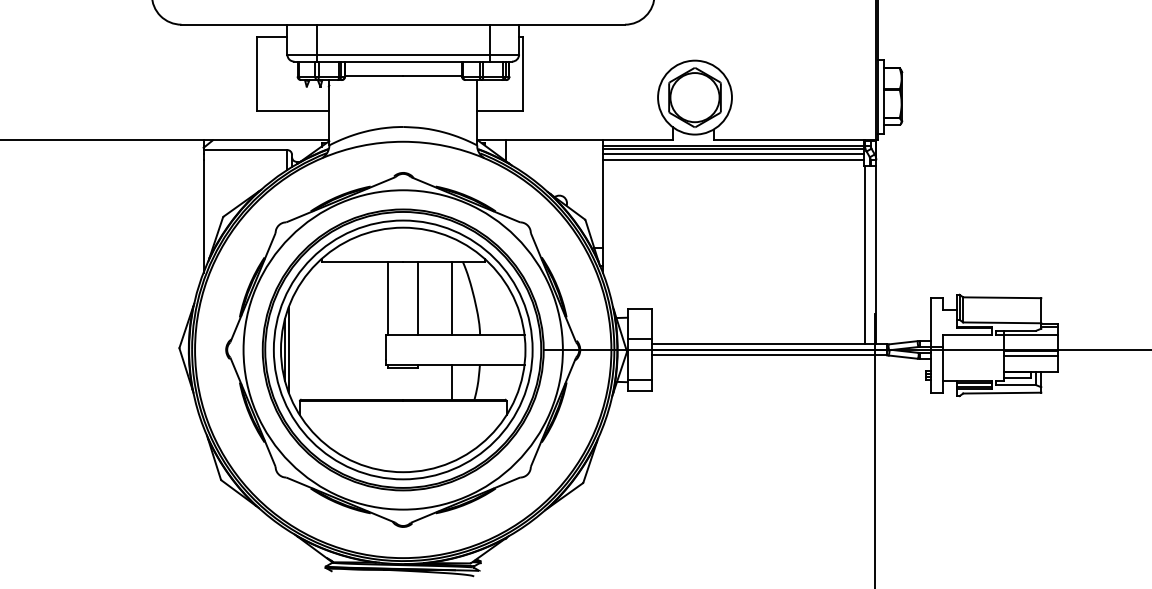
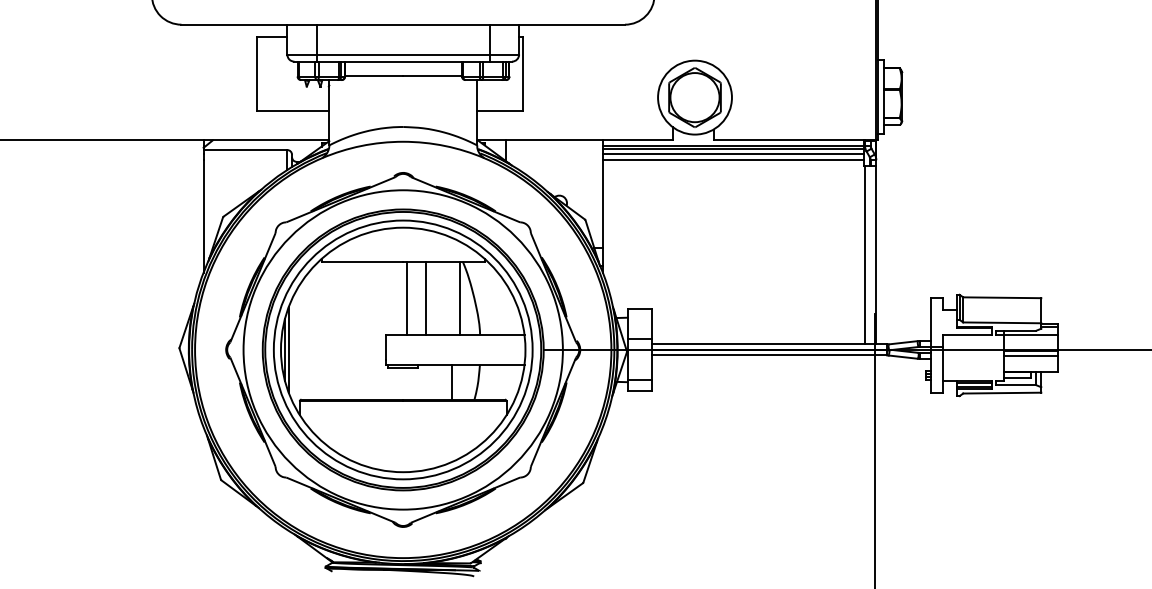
line position: (388, 298) -> (407, 298) (407, 298)
line position: (418, 298) -> (426, 298) (426, 298)
line position: (451, 298) -> (459, 298) (459, 298)
